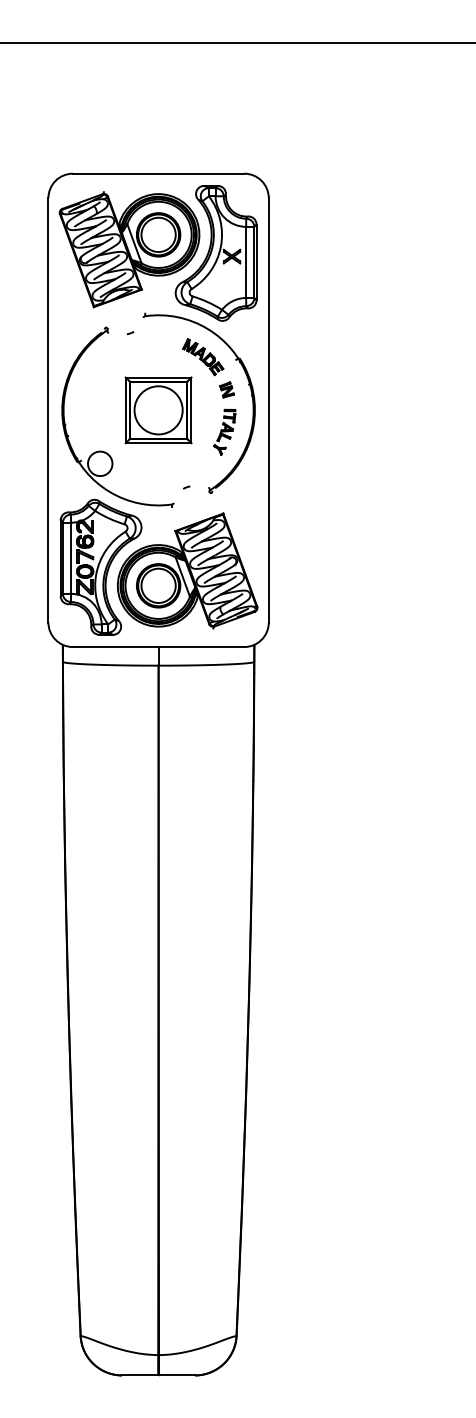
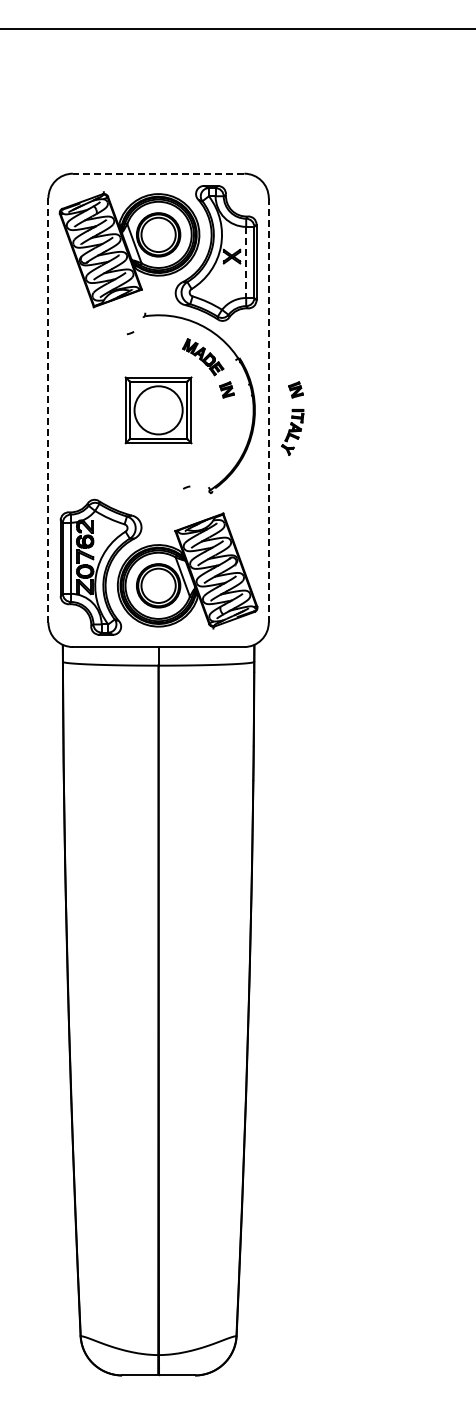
line position: (237, 42) -> (237, 28) (237, 28)
line: solid -> dashed (158, 173)
line: solid -> dashed (246, 262)
part: none -> present (295, 389)
line: solid -> dashed (268, 409)
line: solid -> dashed (48, 410)
part position: (224, 432) -> (292, 432) (292, 432)
part: present -> none (105, 451)
